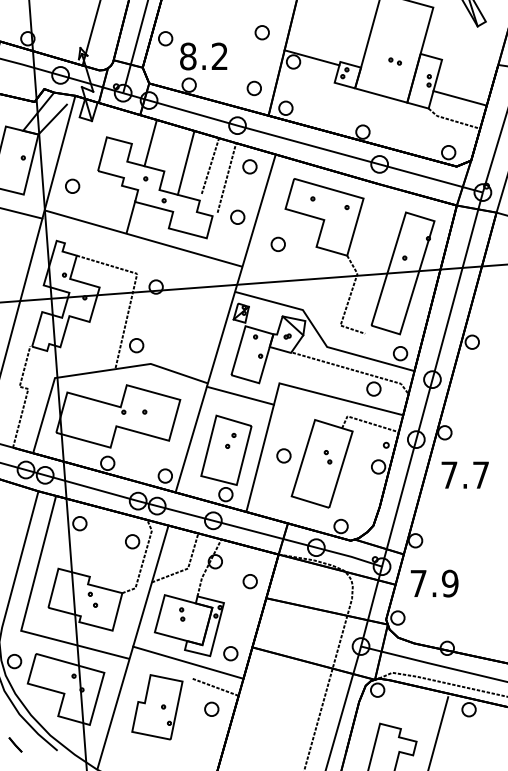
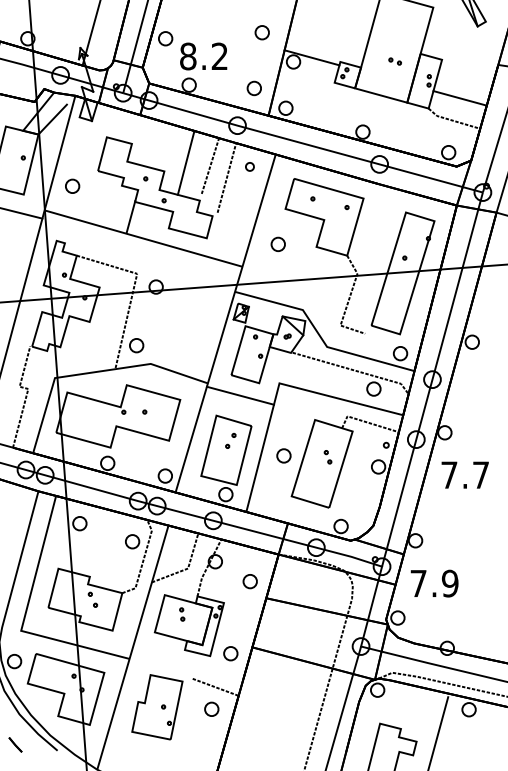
line: present -> none (150, 142)
part size: 16x16 px -> 10x10 px (249, 166)
part: present -> none (237, 216)
line: present -> none (188, 662)
